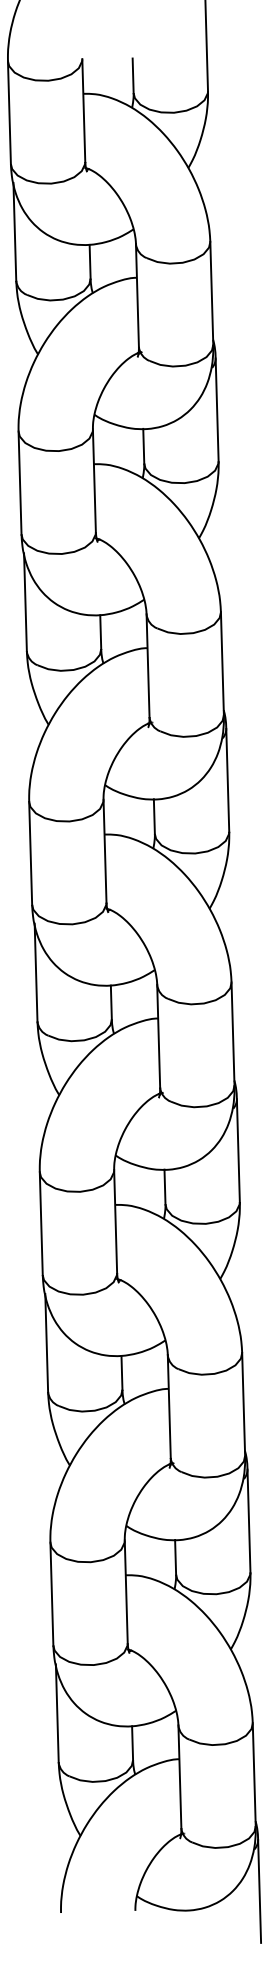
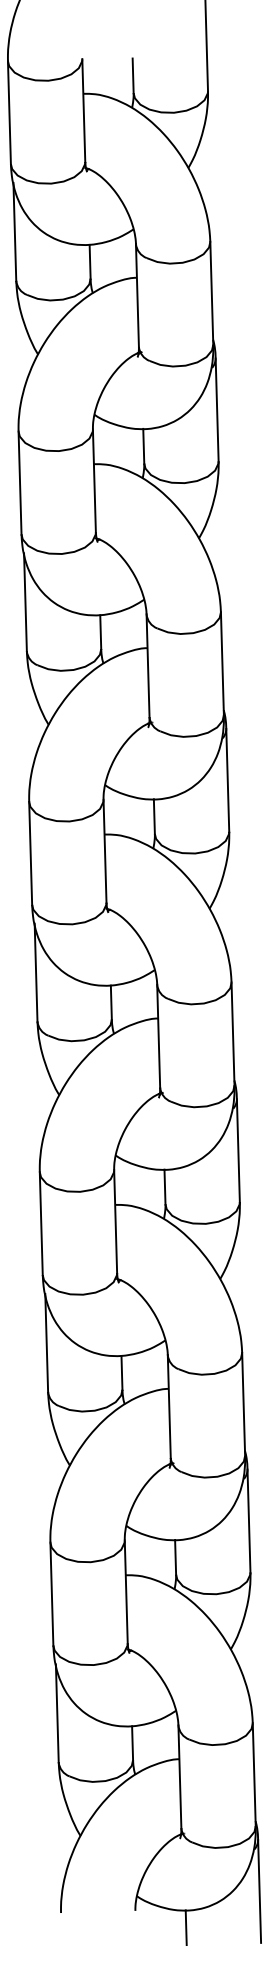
line: none -> present (185, 1927)
